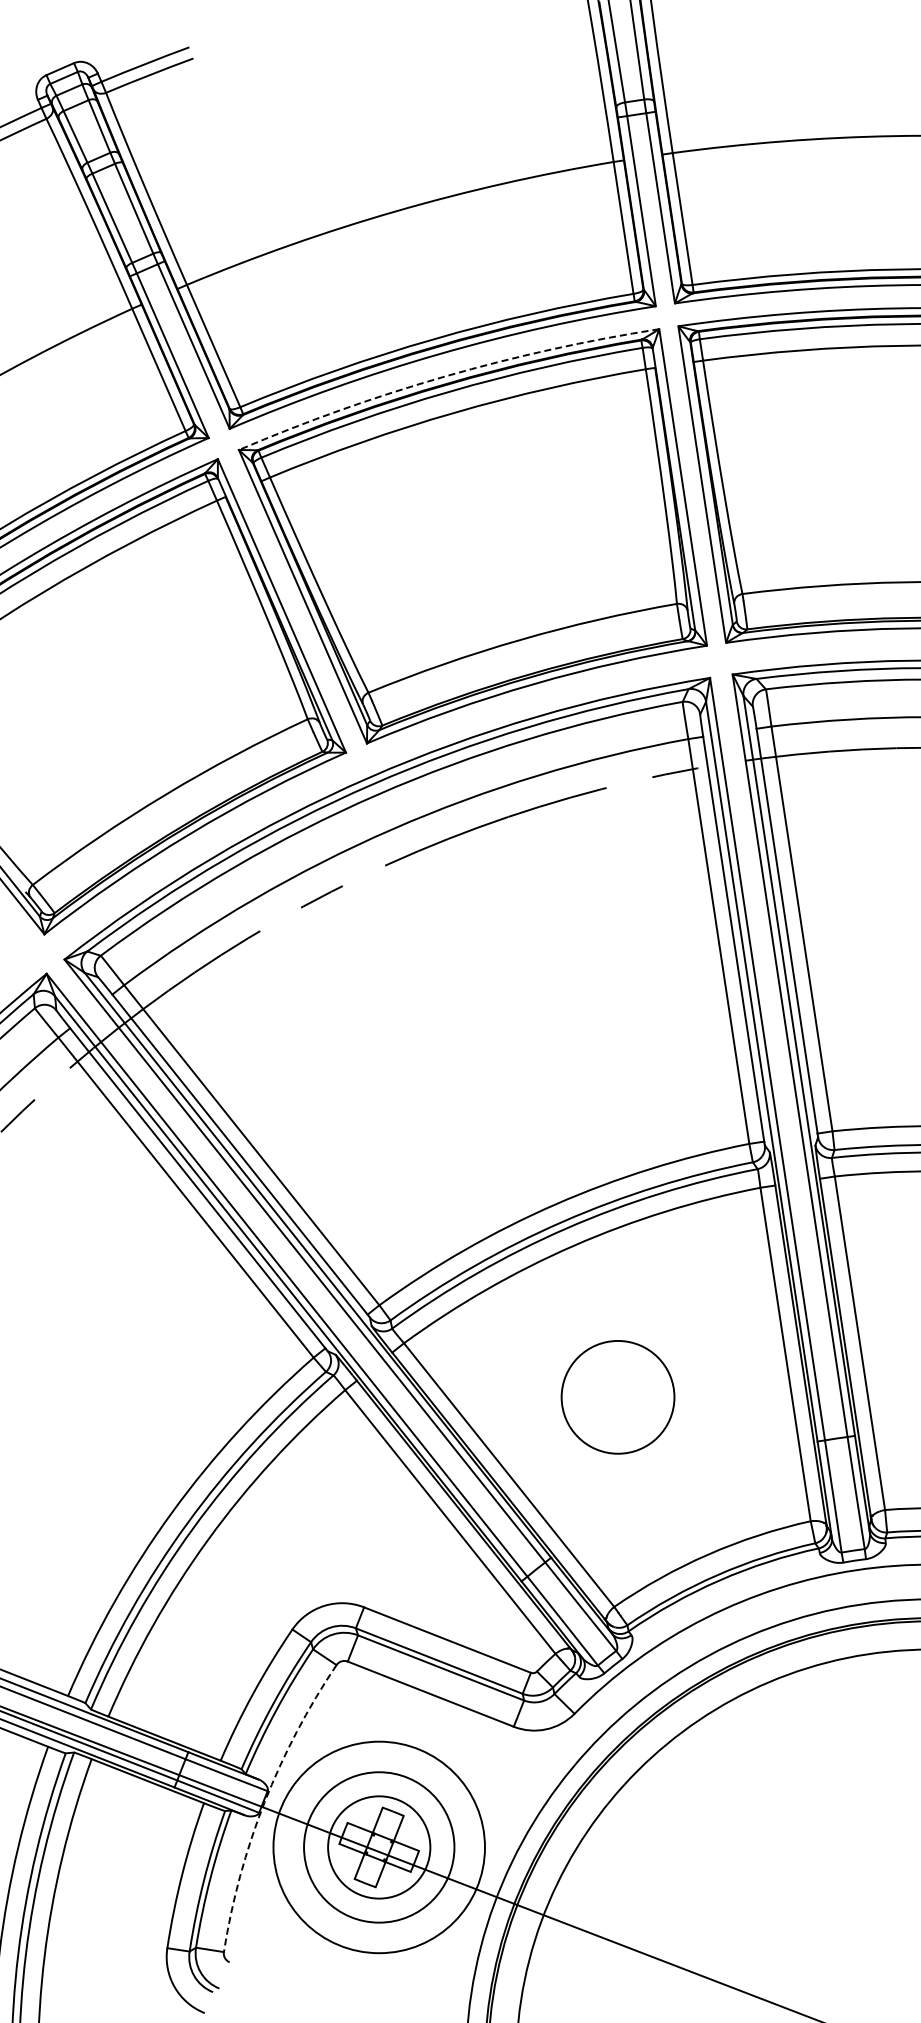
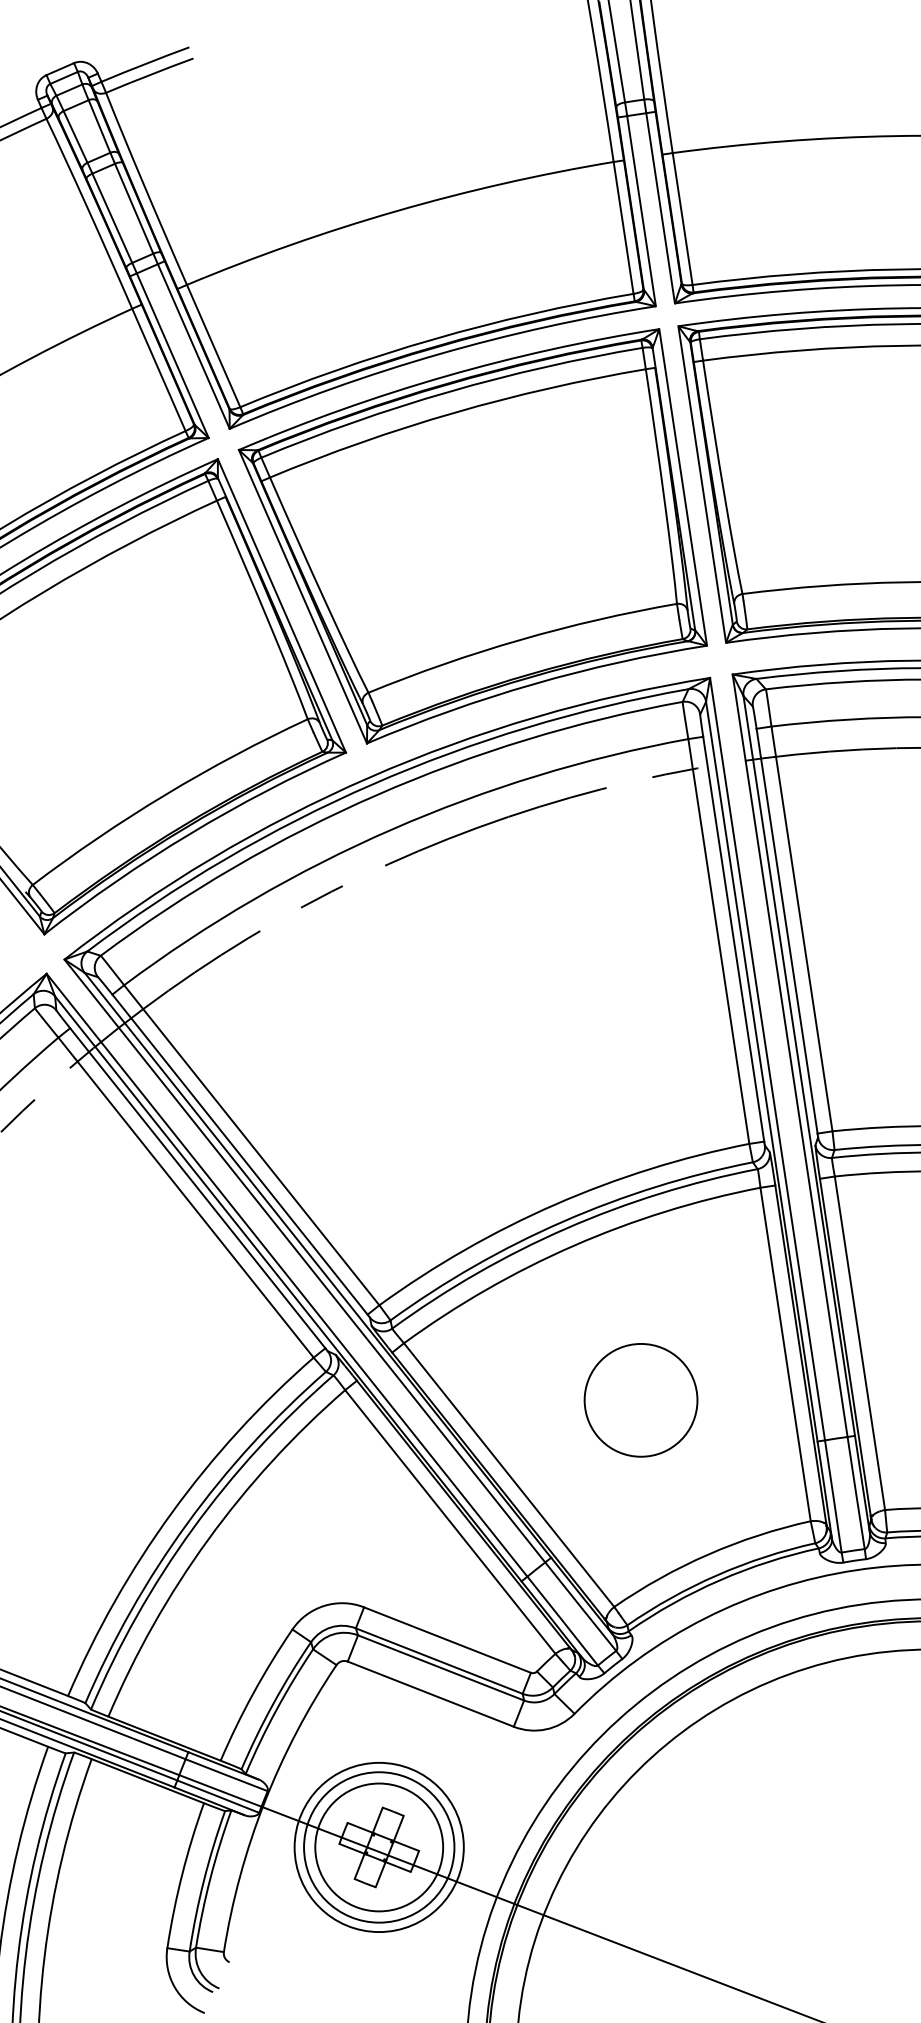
arc: dashed -> solid (445, 376)
circle position: (617, 1397) -> (640, 1400) (640, 1400)
arc: dashed -> solid (264, 1802)
circle diameter: 212 px -> 169 px (378, 1847)
circle diameter: 102 px -> 128 px (379, 1847)
